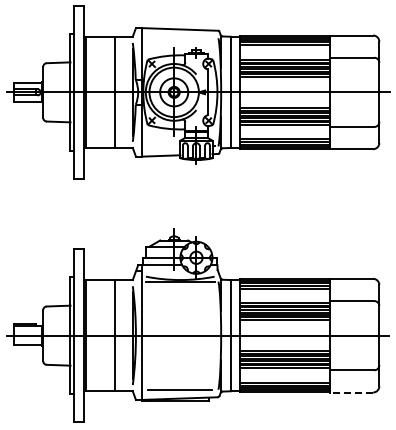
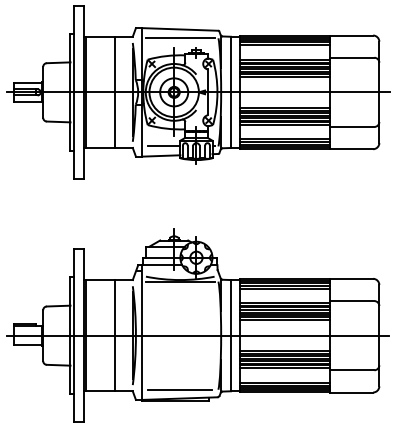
line: none -> present (180, 38)
line: none -> present (163, 146)
line: dashed -> solid (351, 392)
